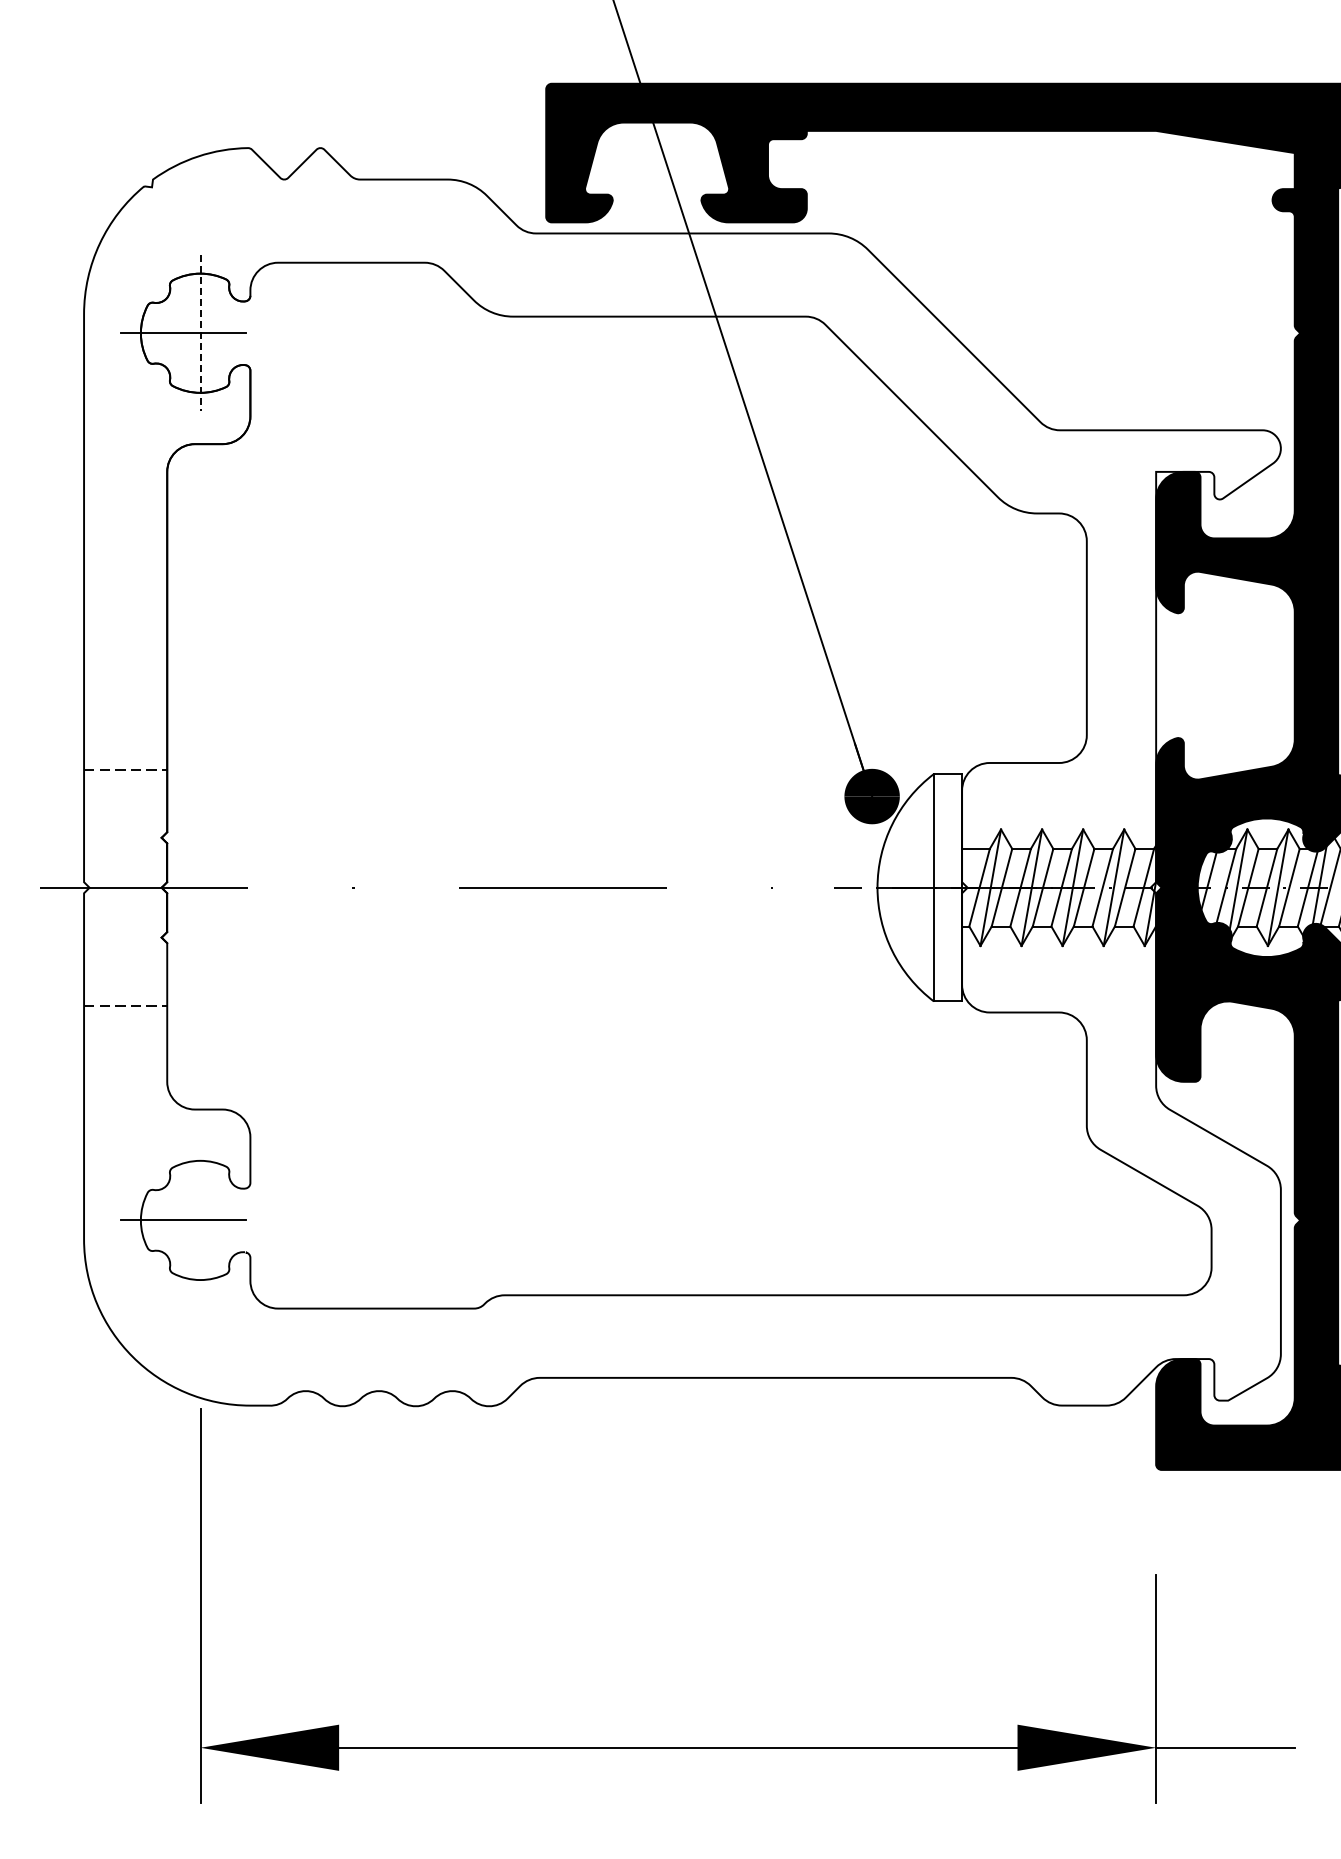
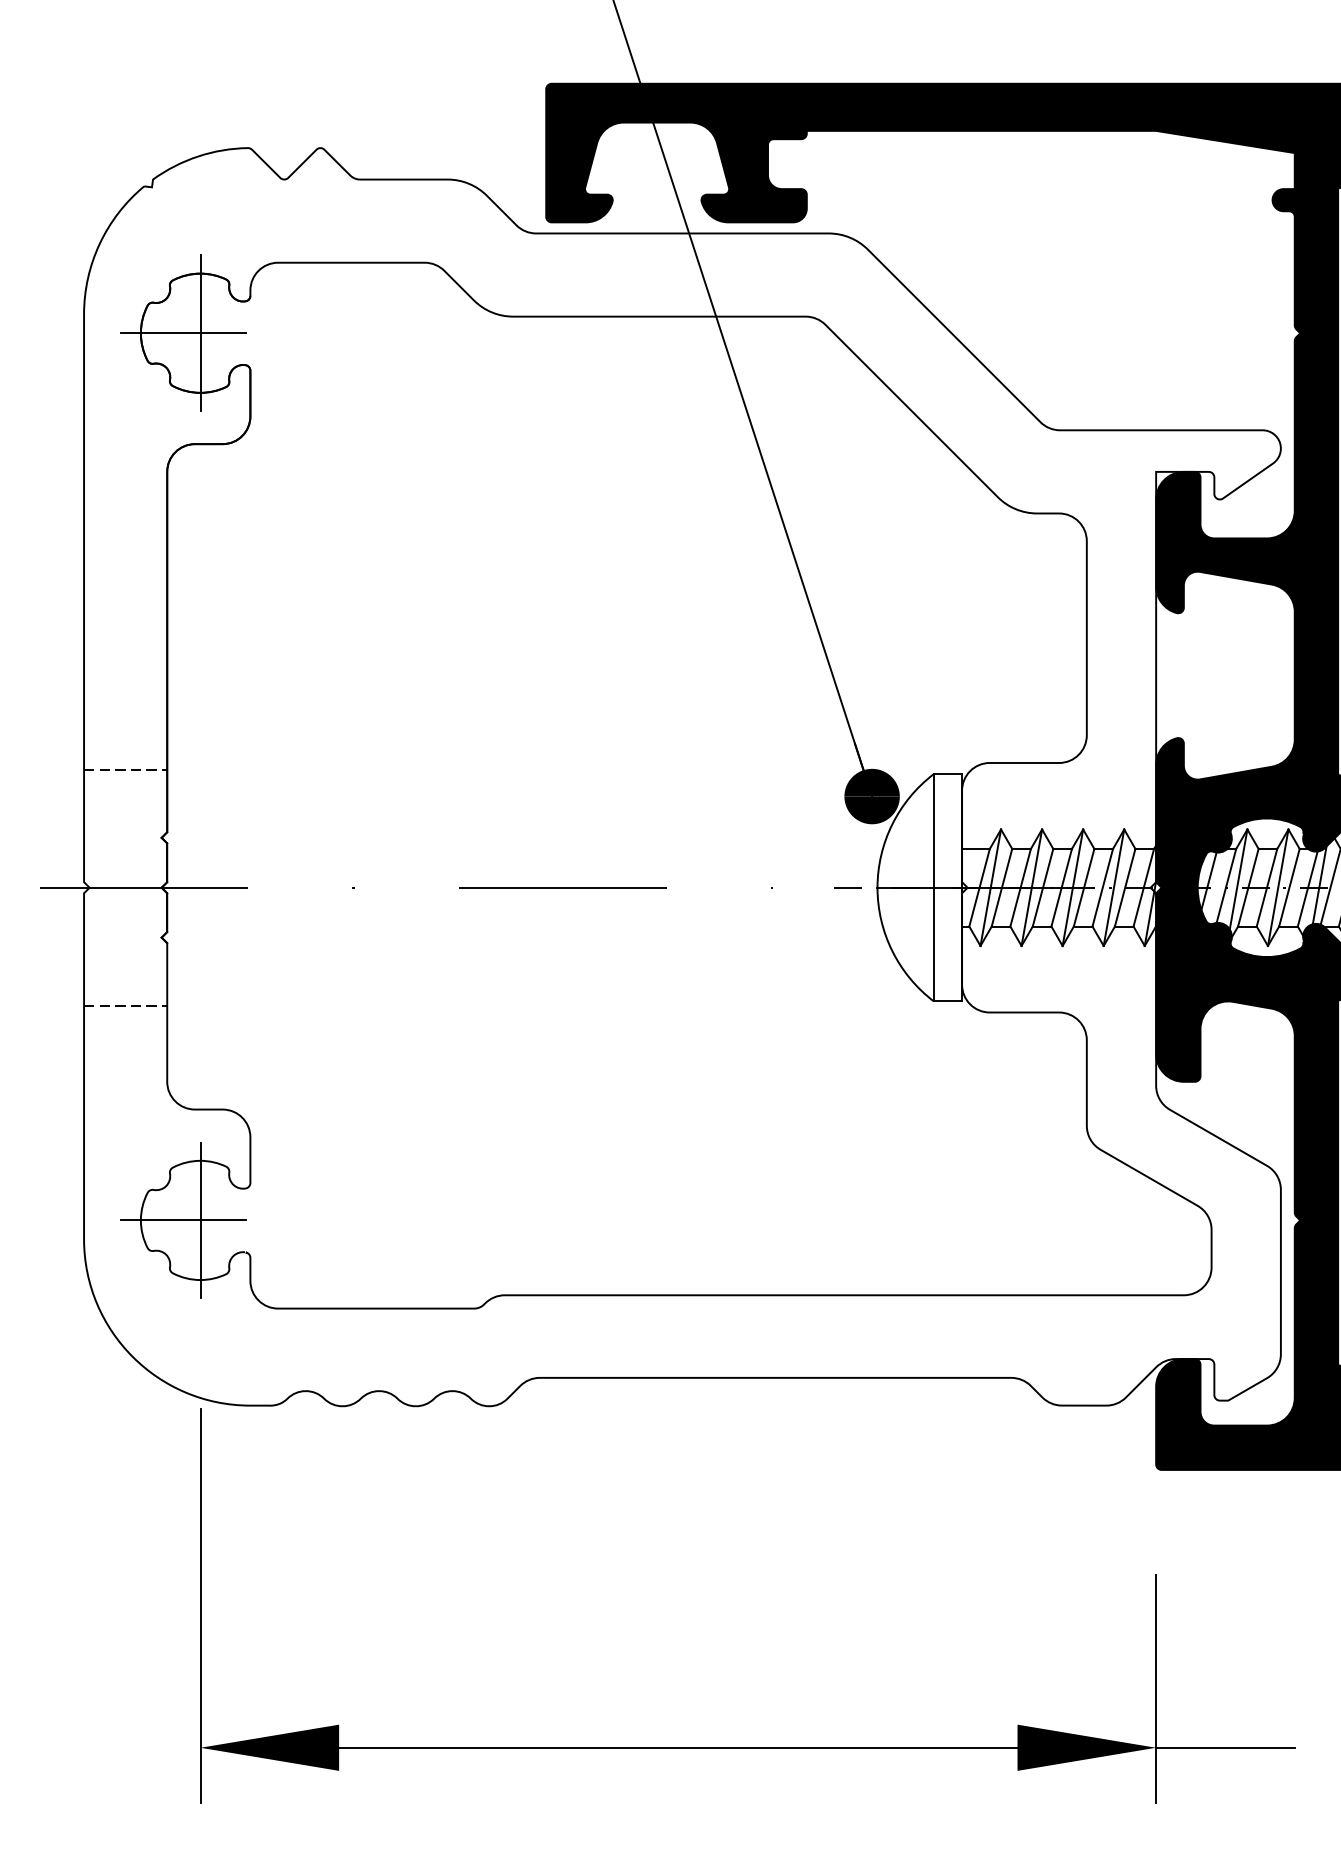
line: dashed -> solid (200, 333)
line: none -> present (200, 1220)
